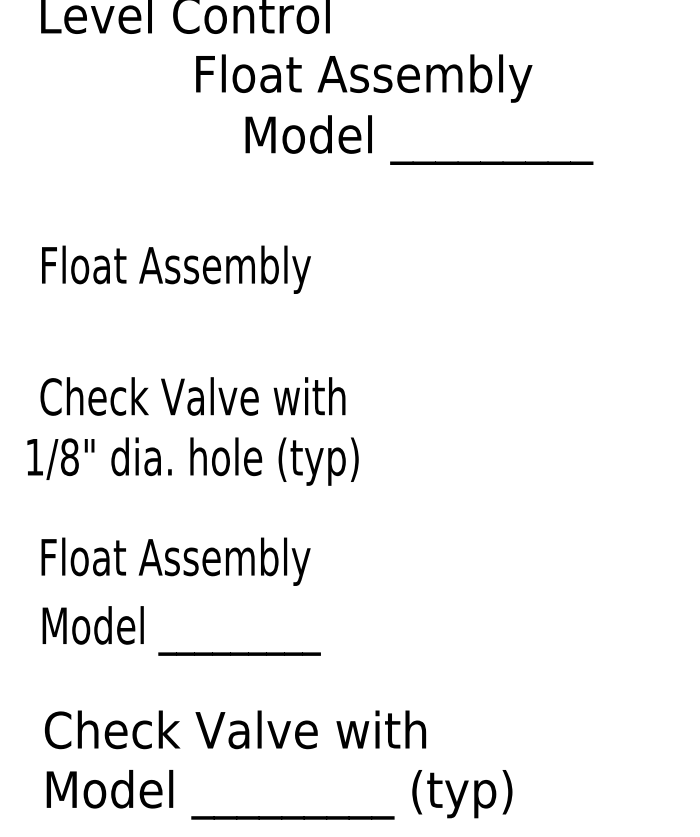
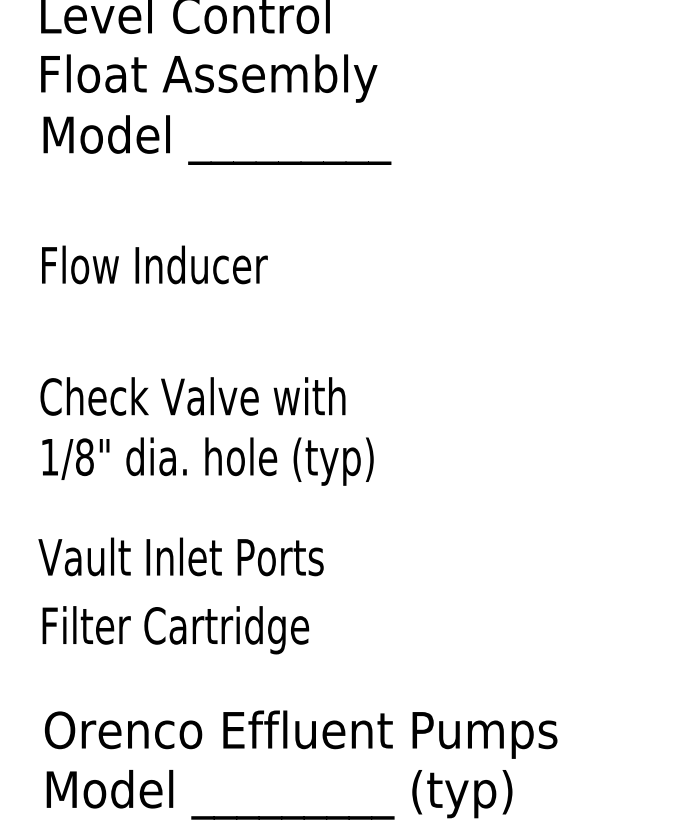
text position: (364, 78) -> (209, 78) (209, 78)
text position: (419, 139) -> (217, 139) (217, 139)
text: Float Assembly -> Flow Inducer (201, 269)
text position: (192, 461) -> (207, 461) (207, 461)
text: Float Assembly -> Vault Inlet Ports (180, 561)
text: Model _________ -> Filter Cartridge (183, 630)
text: Check Valve with -> Orenco Effluent Pumps (303, 734)
